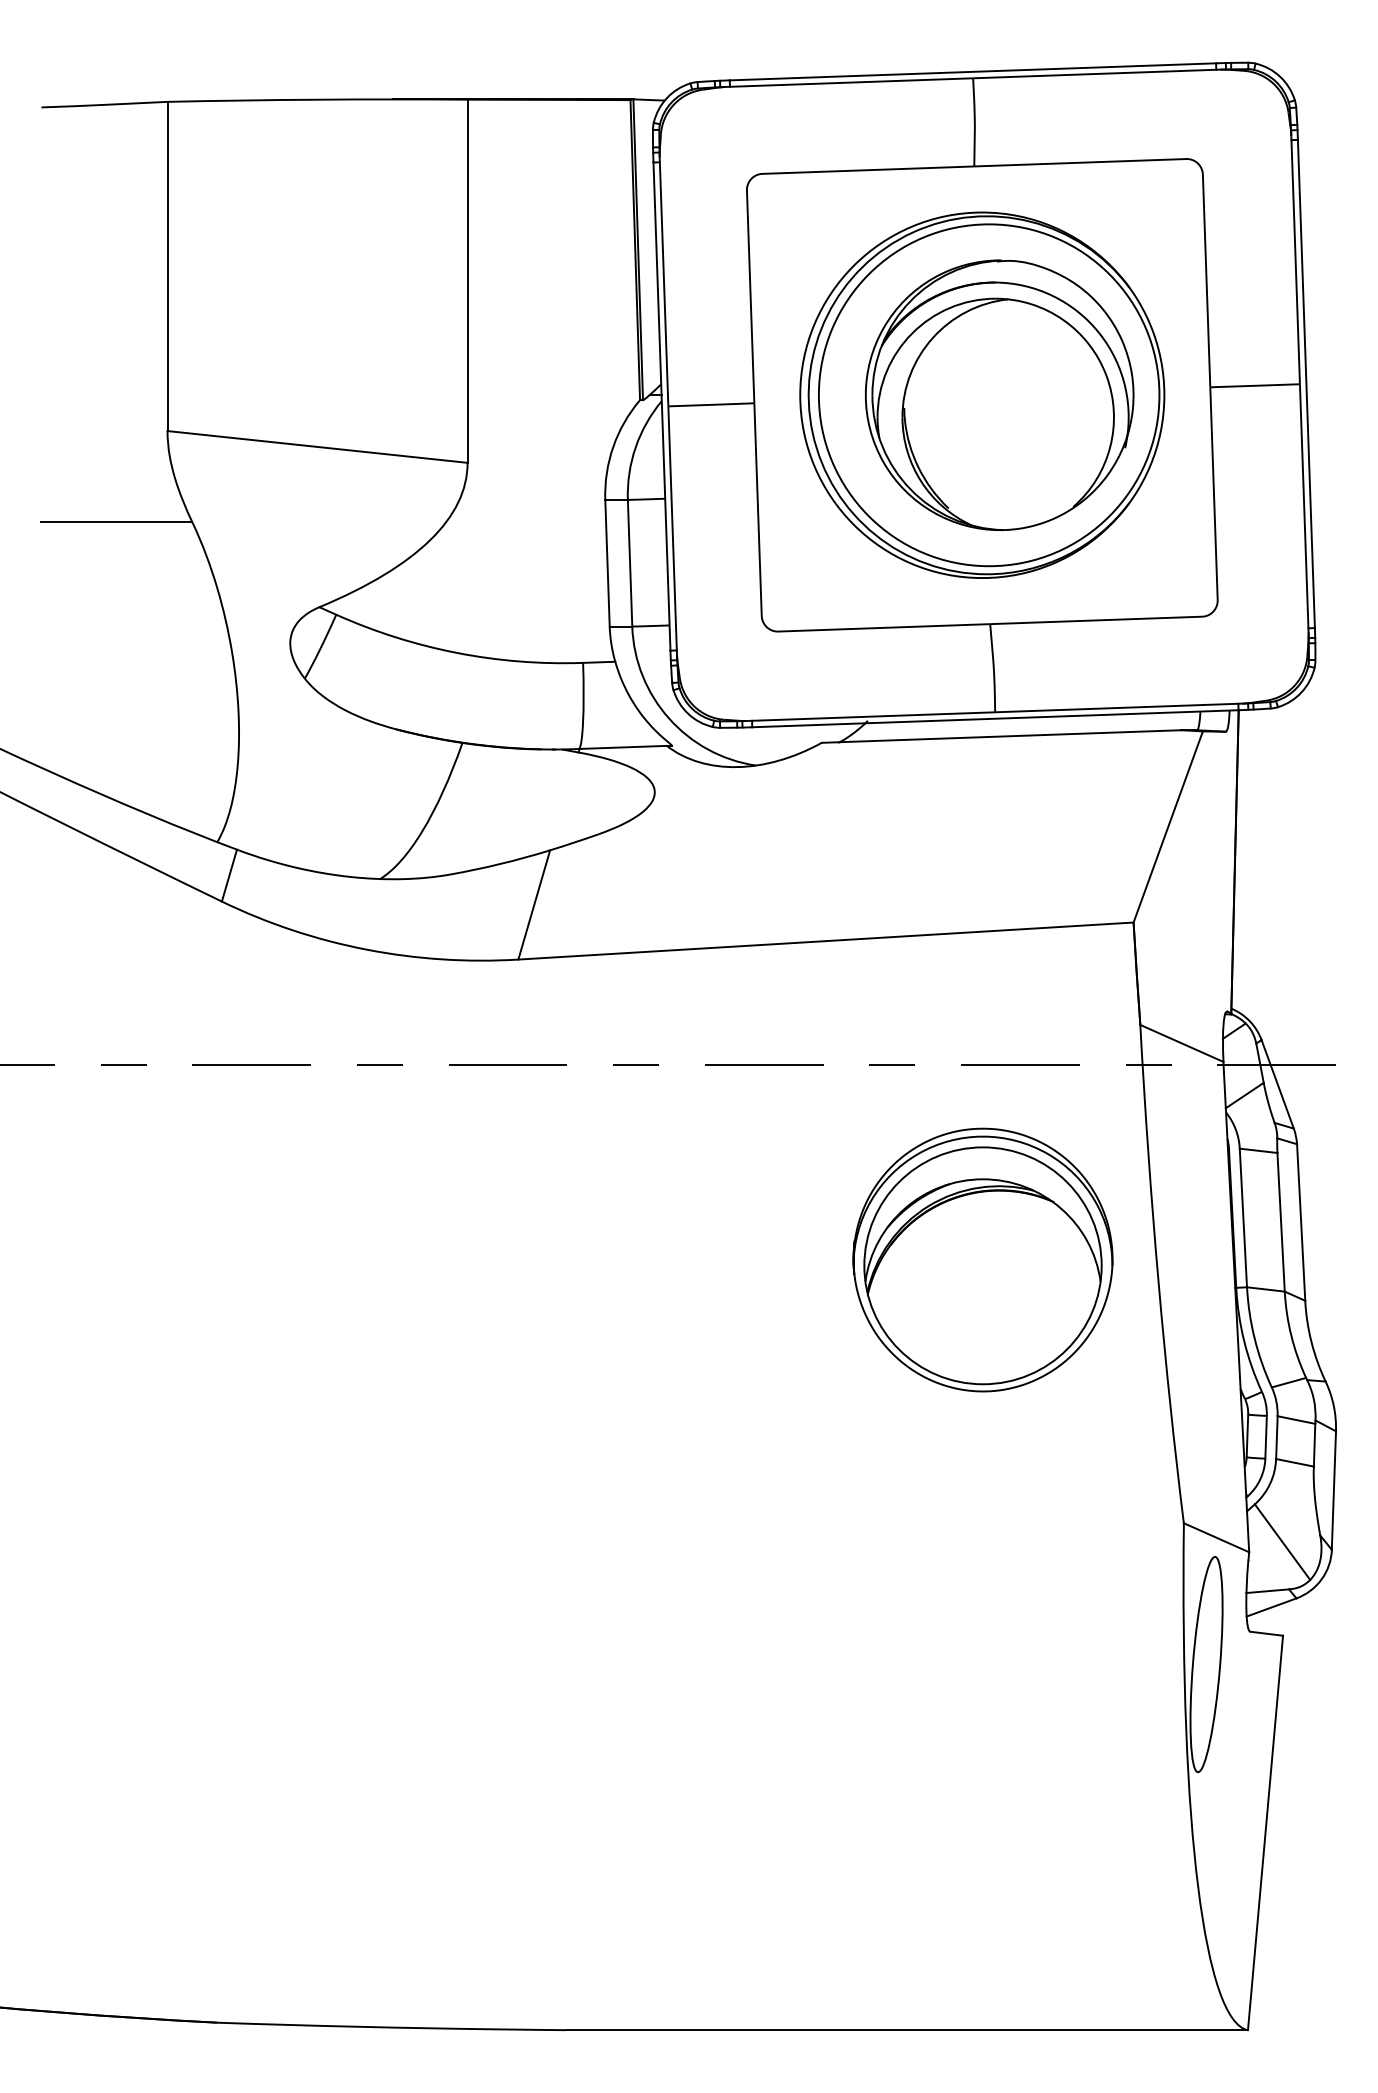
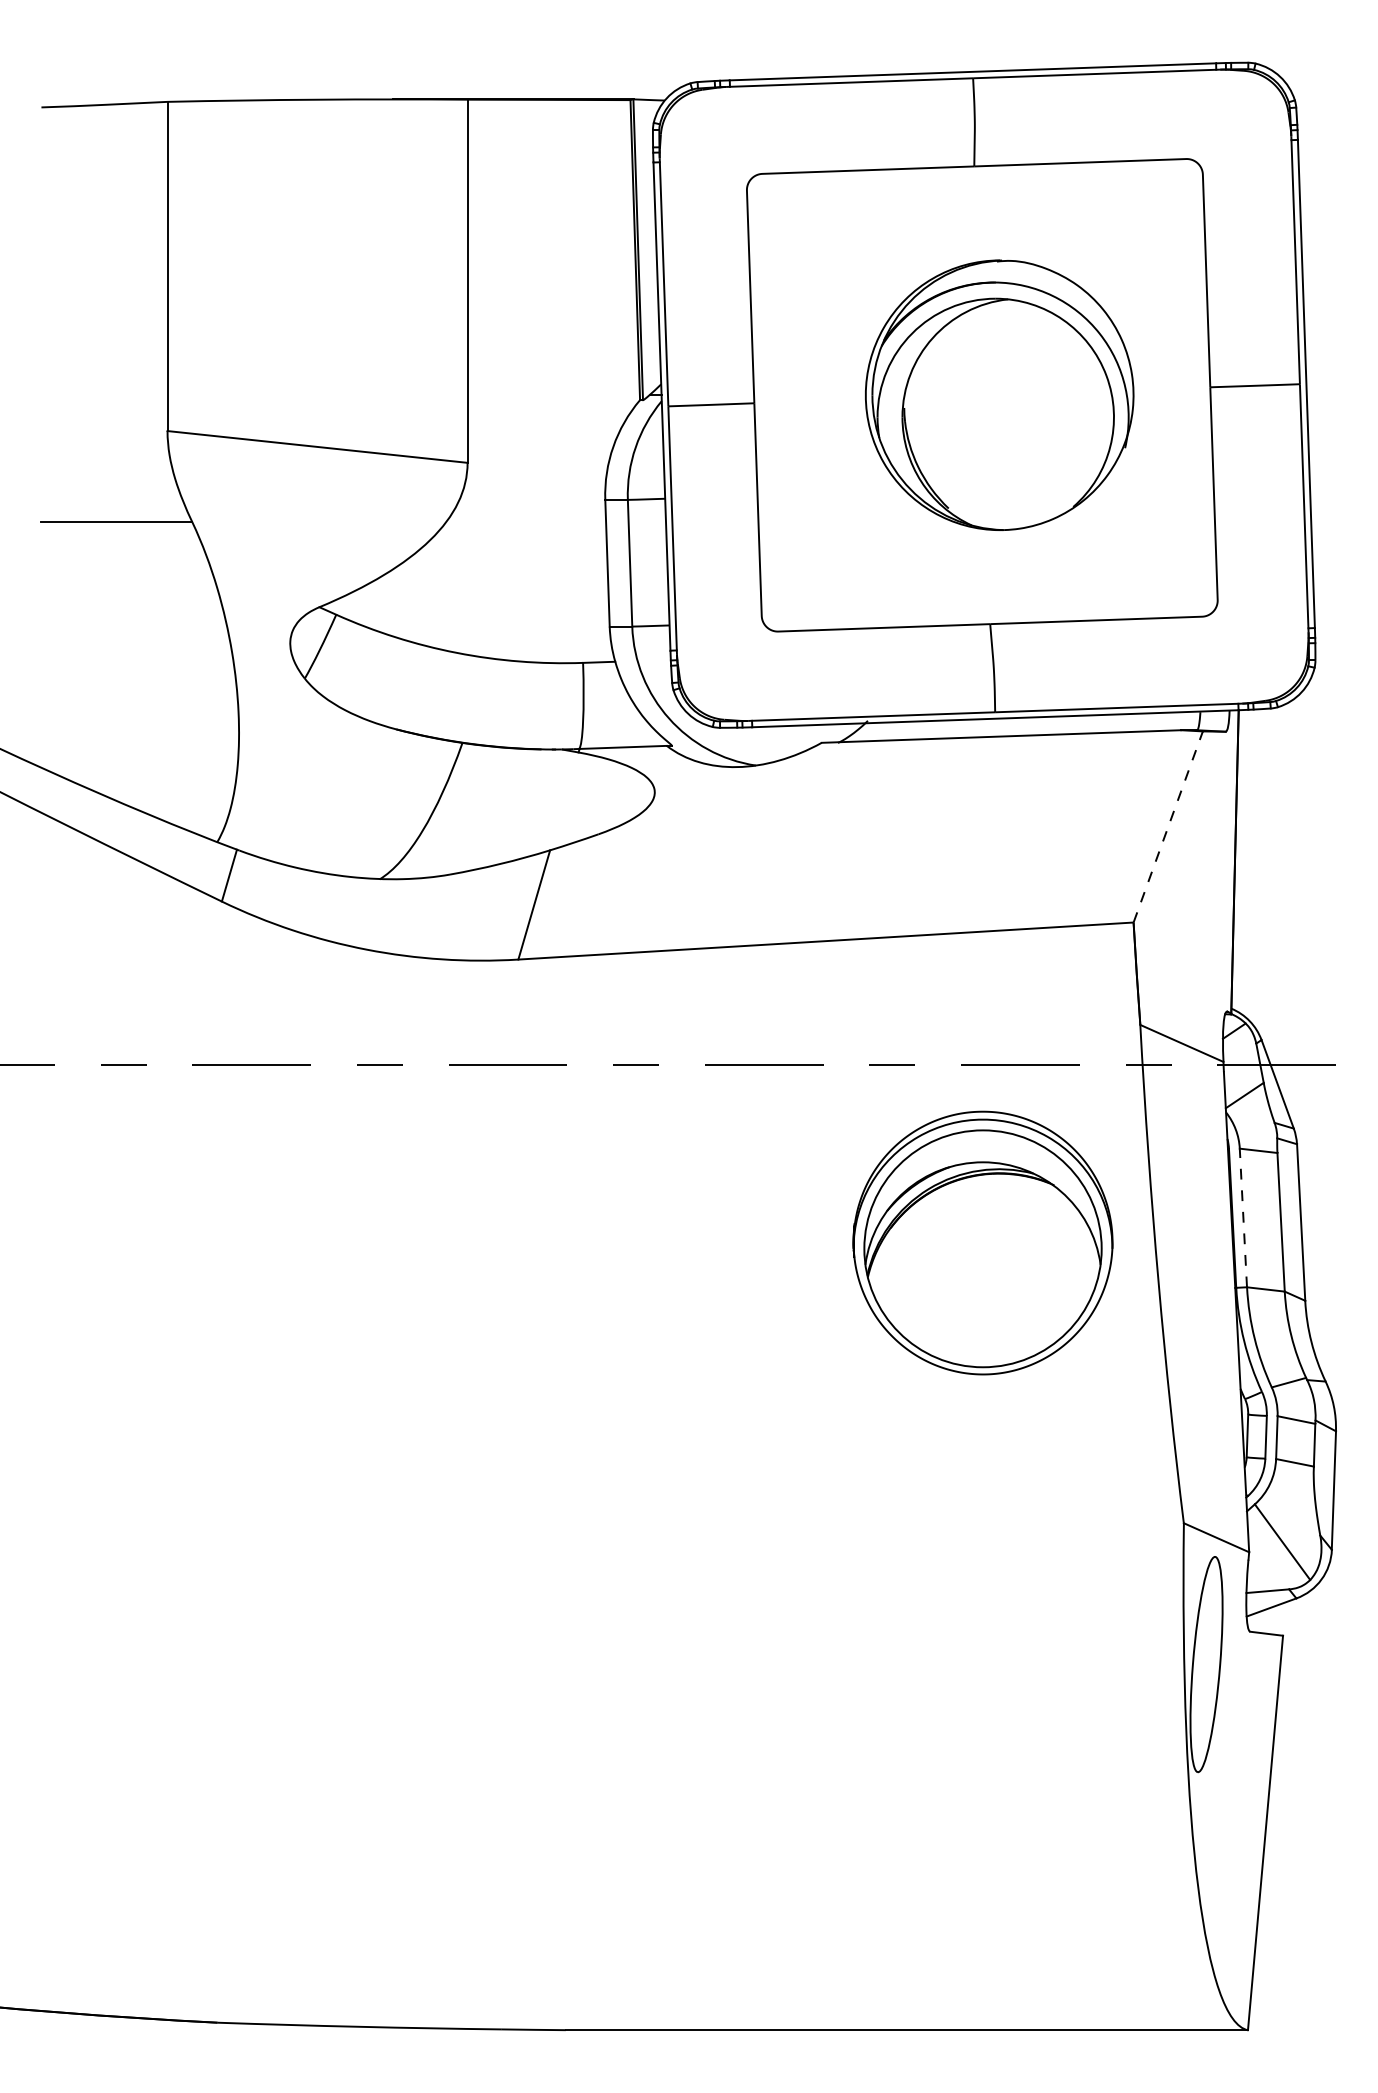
part: present -> none (982, 394)
line: solid -> dashed (1168, 826)
line: solid -> dashed (1243, 1217)
part position: (982, 1259) -> (982, 1242) (982, 1242)
